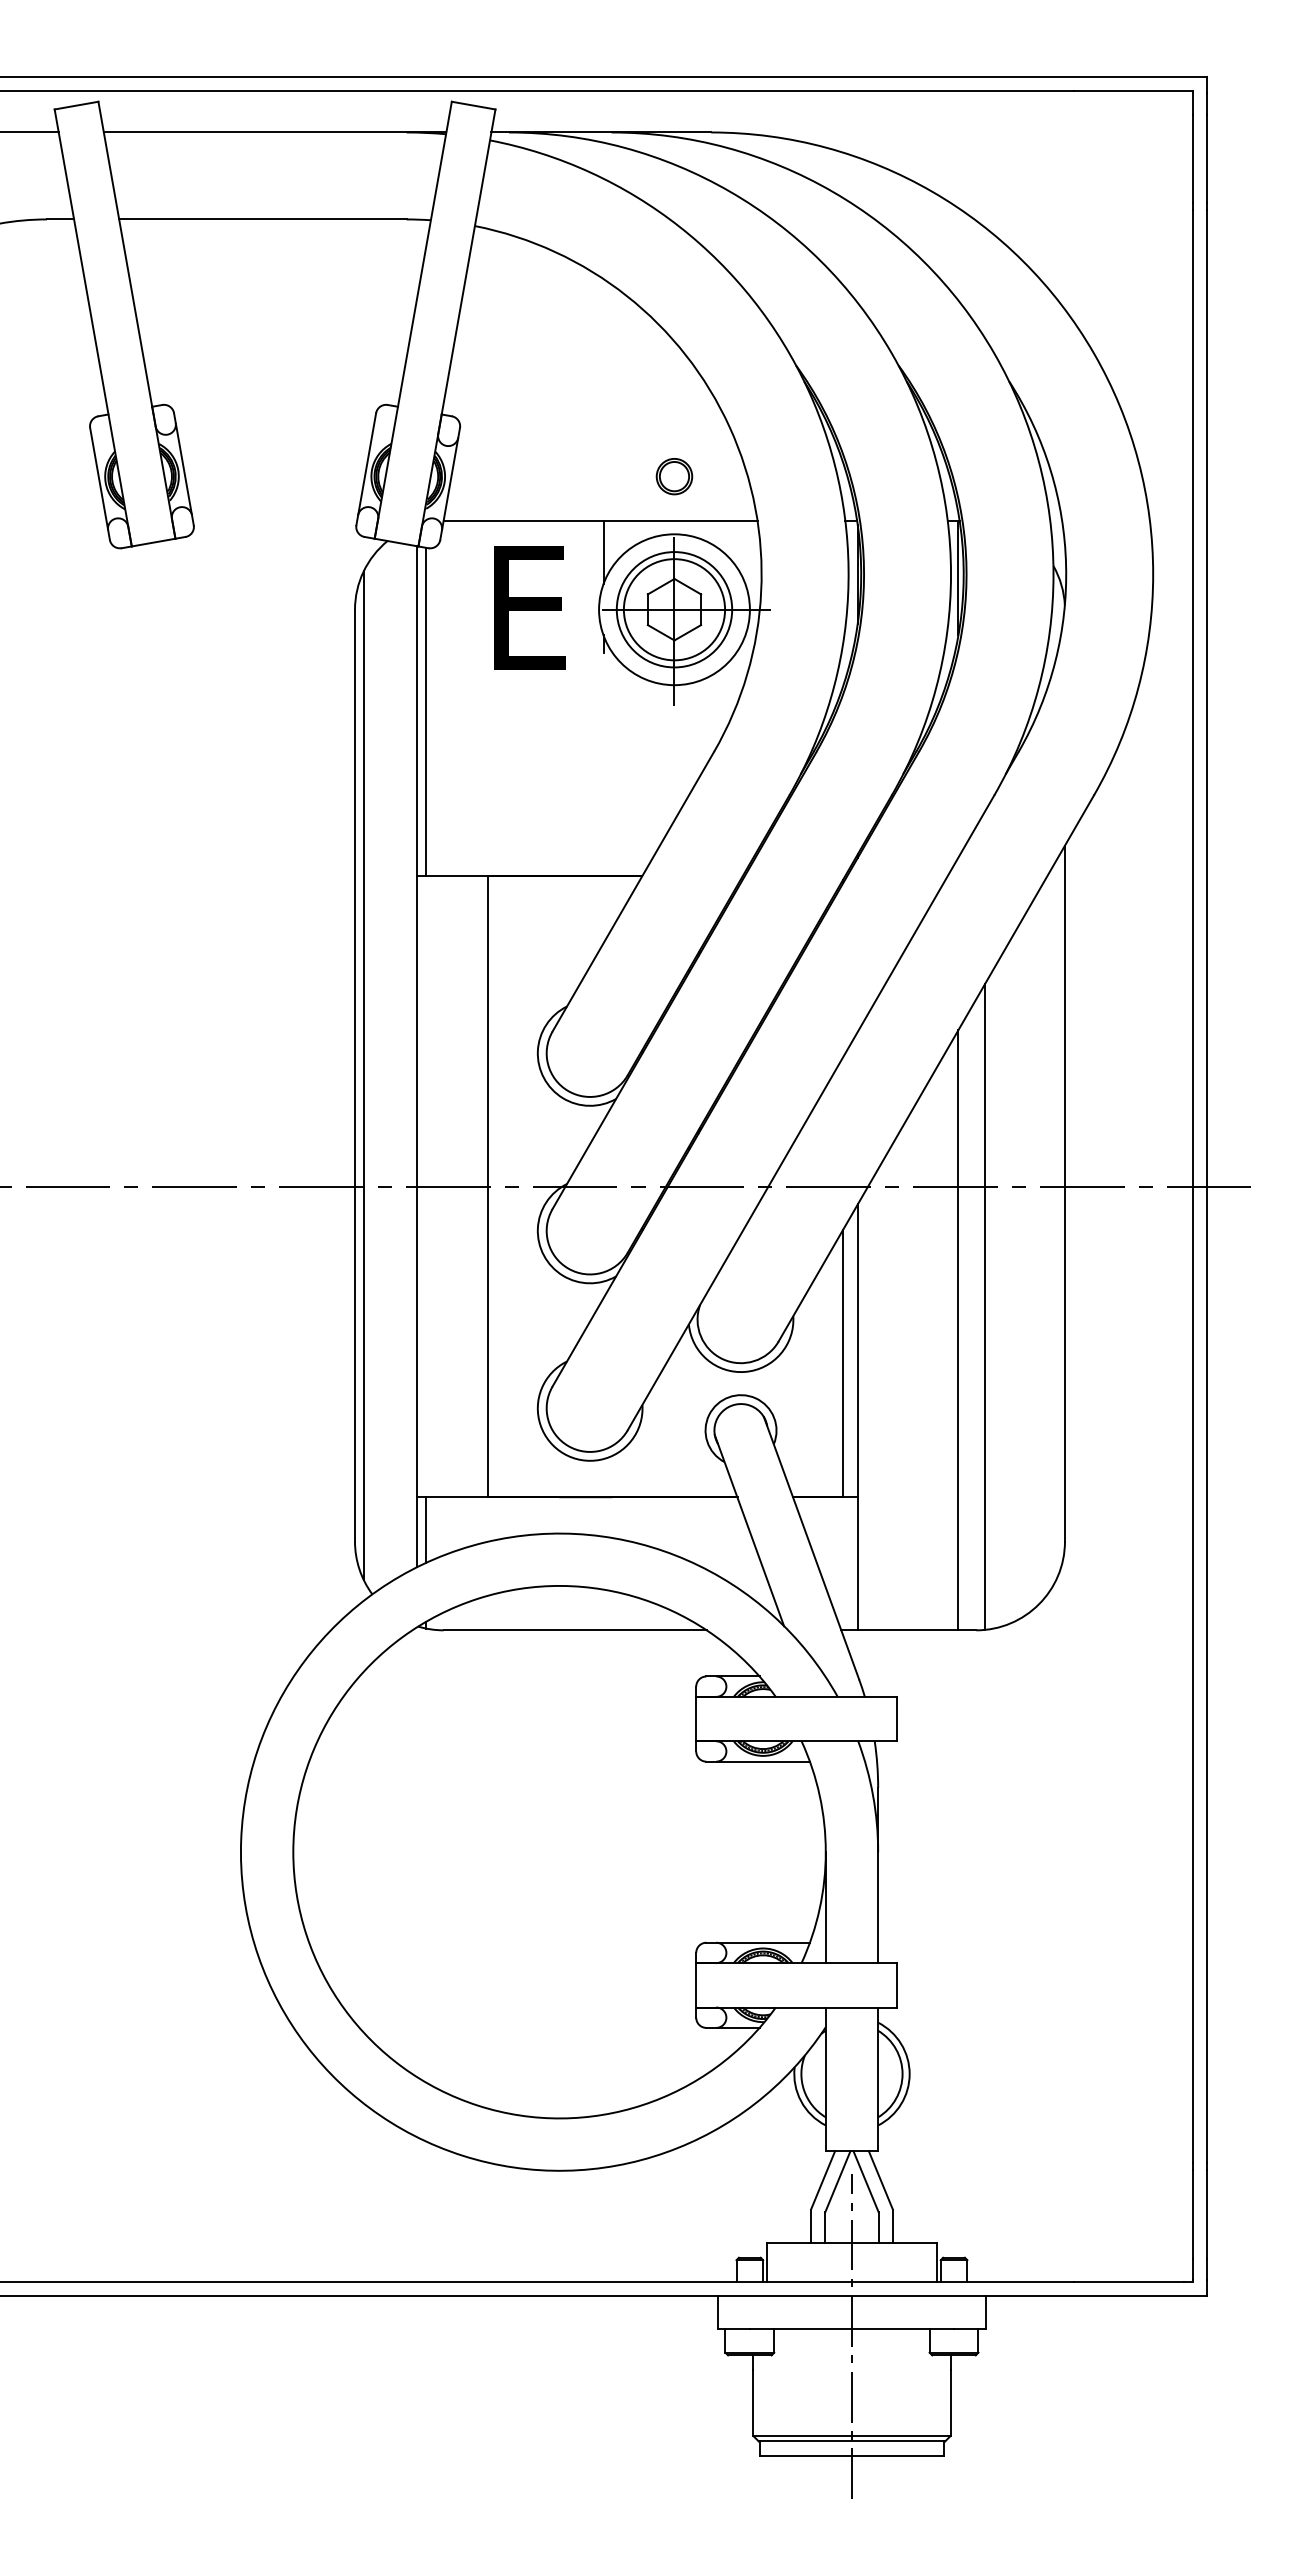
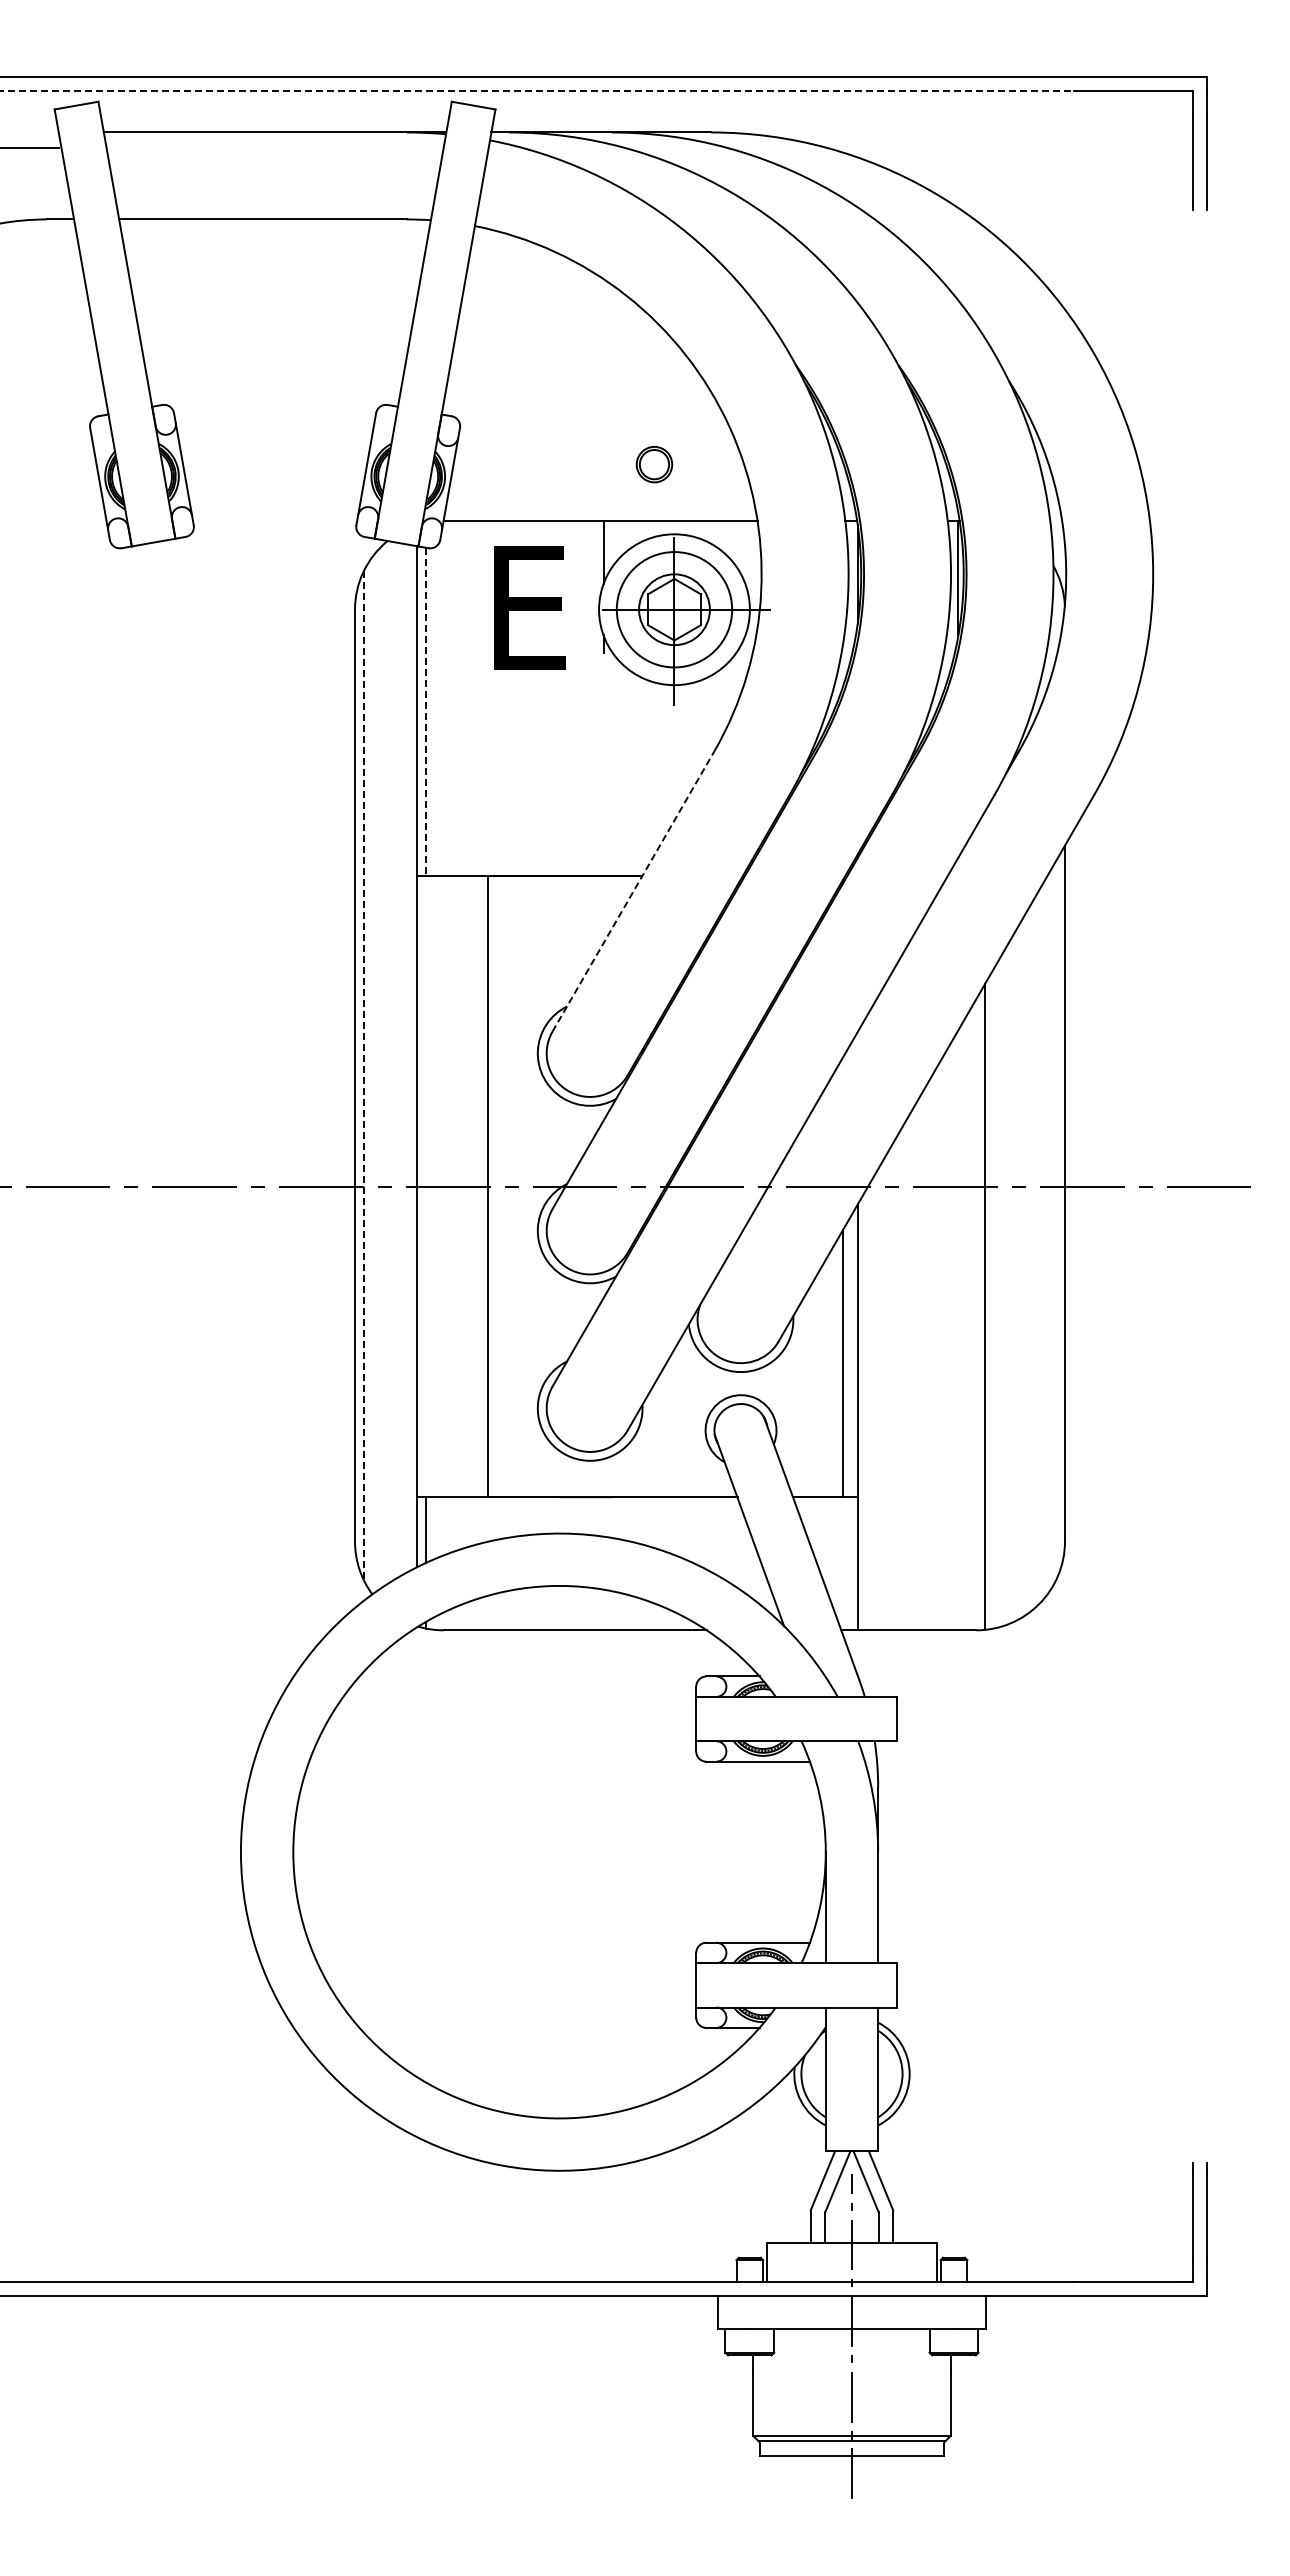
line: solid -> dashed (537, 91)
line position: (30, 132) -> (30, 148) (30, 148)
part position: (674, 476) -> (654, 464) (654, 464)
circle diameter: 101 px -> 71 px (674, 609)
line: solid -> dashed (426, 712)
line: solid -> dashed (633, 891)
line: solid -> dashed (363, 1075)
line: present -> none (1192, 1186)
line: present -> none (1206, 1186)
line: present -> none (958, 1330)
